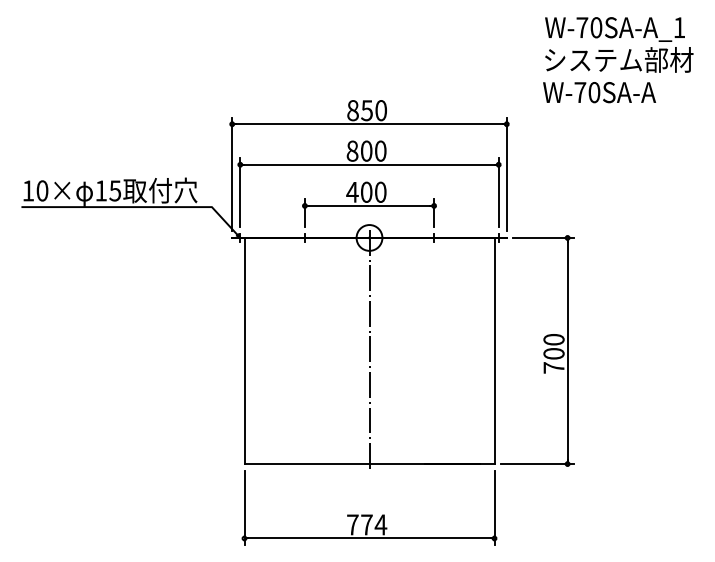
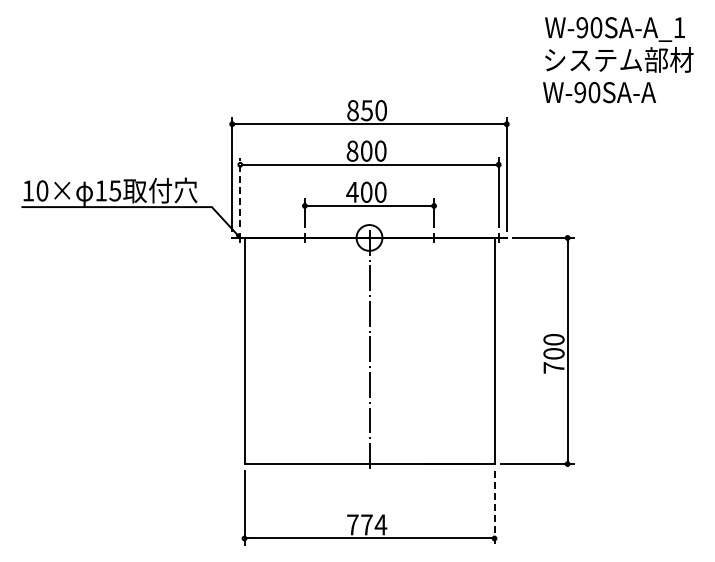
text: W-70SA-A_1 -> W-90SA-A_1 (582, 27)
text: W-70SA-A -> W-90SA-A (580, 92)
line: solid -> dashed (240, 192)
line: solid -> dashed (494, 508)
